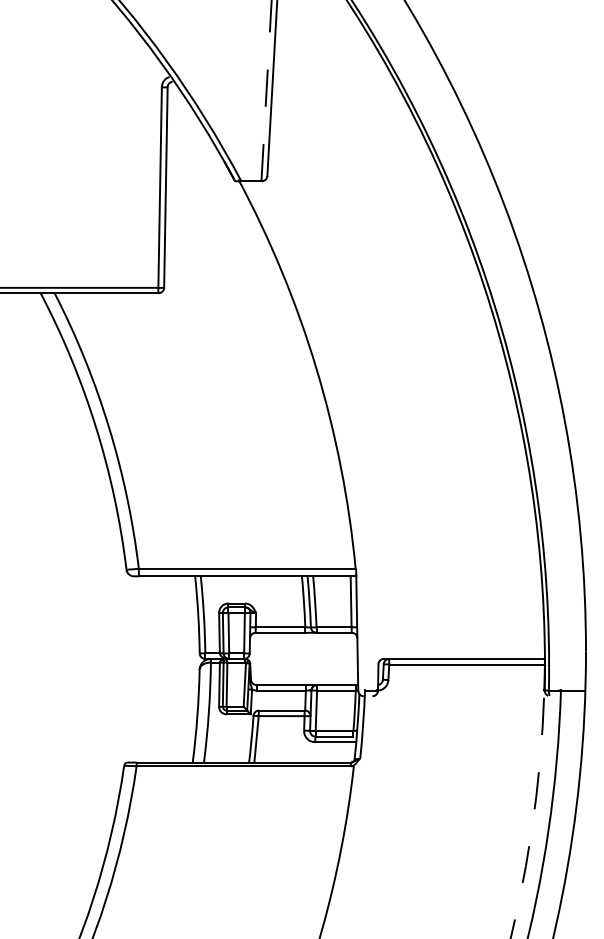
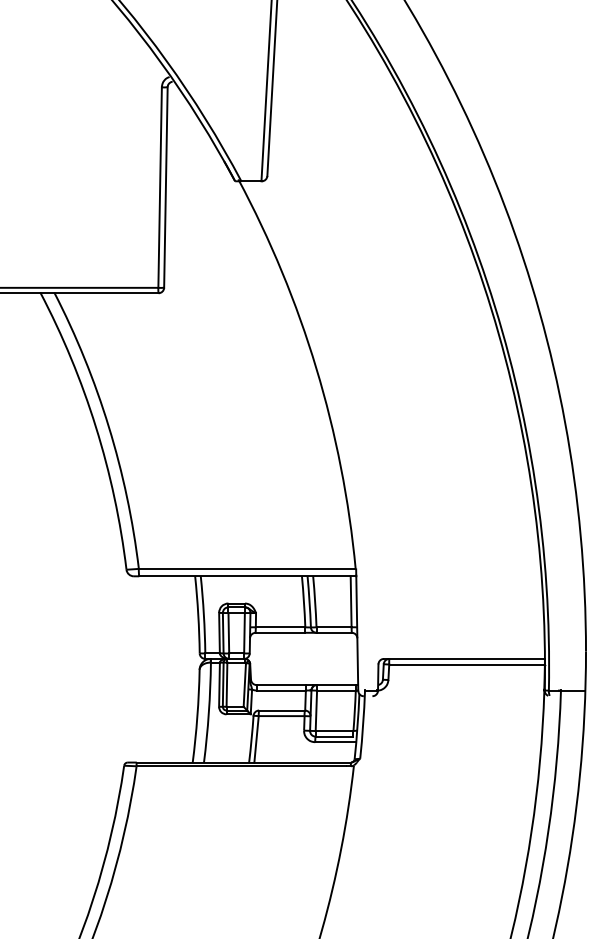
line: dashed -> solid (266, 90)
arc: dashed -> solid (533, 816)
